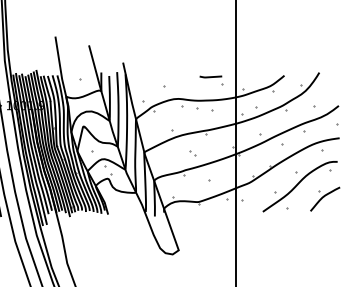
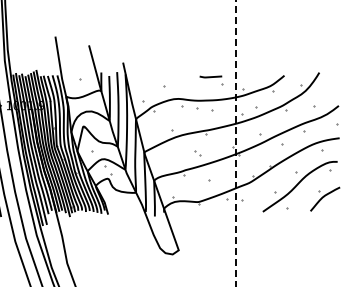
line: solid -> dashed (236, 143)
part position: (192, 153) -> (197, 153) (197, 153)
